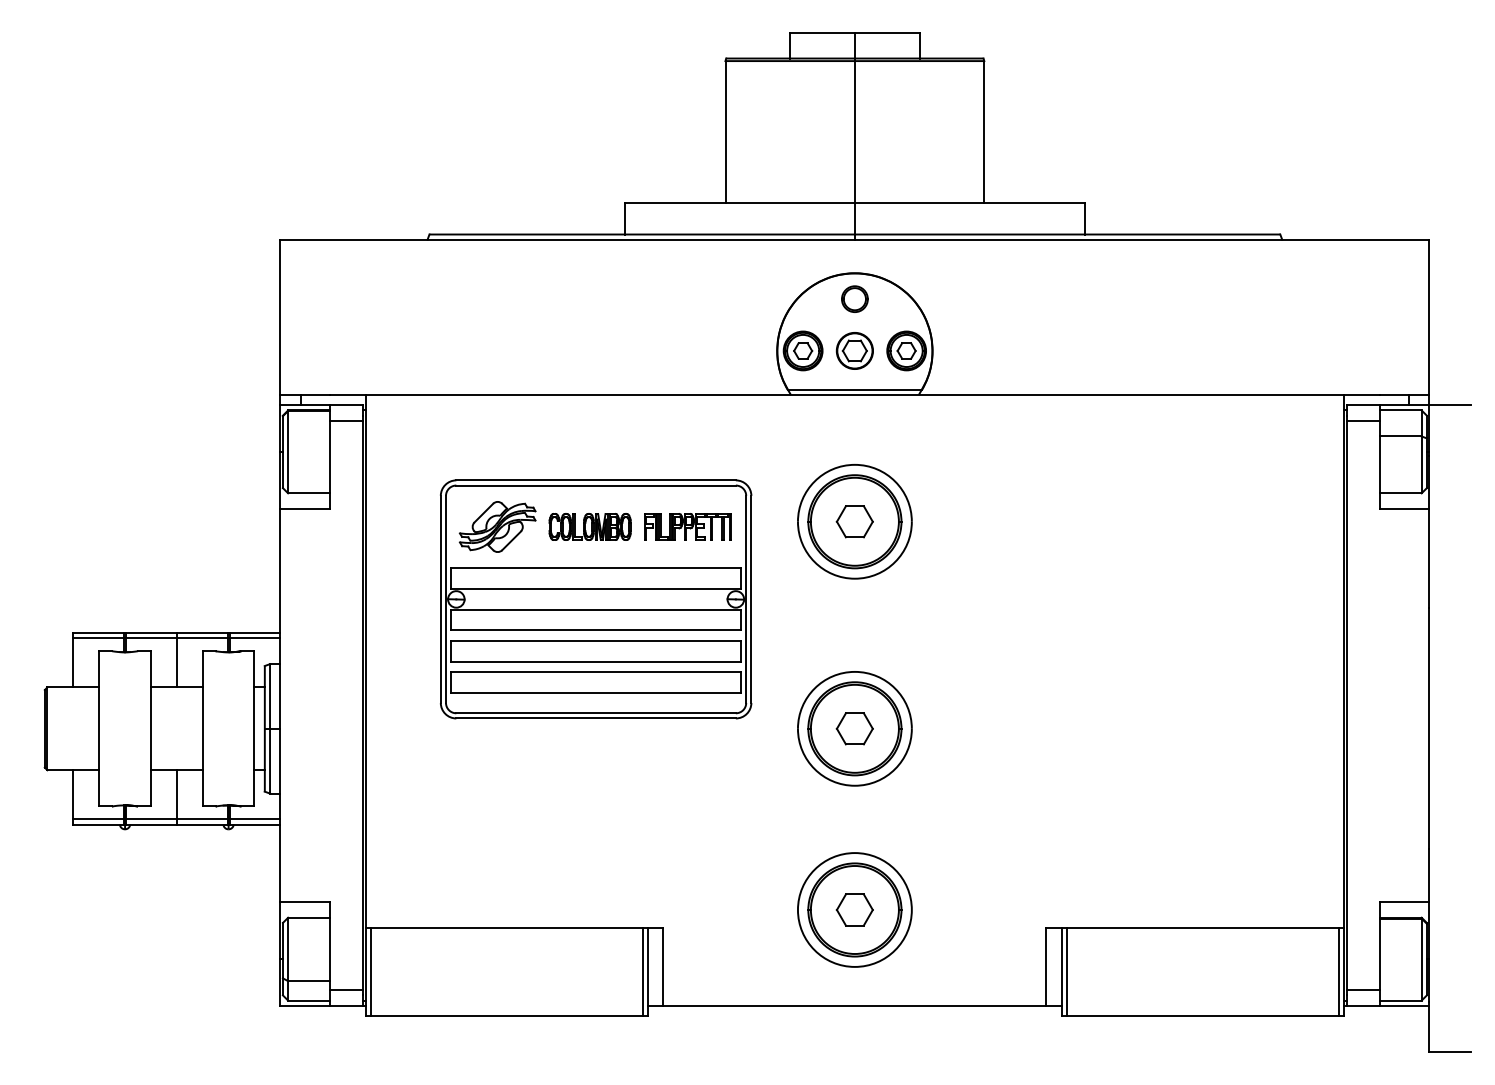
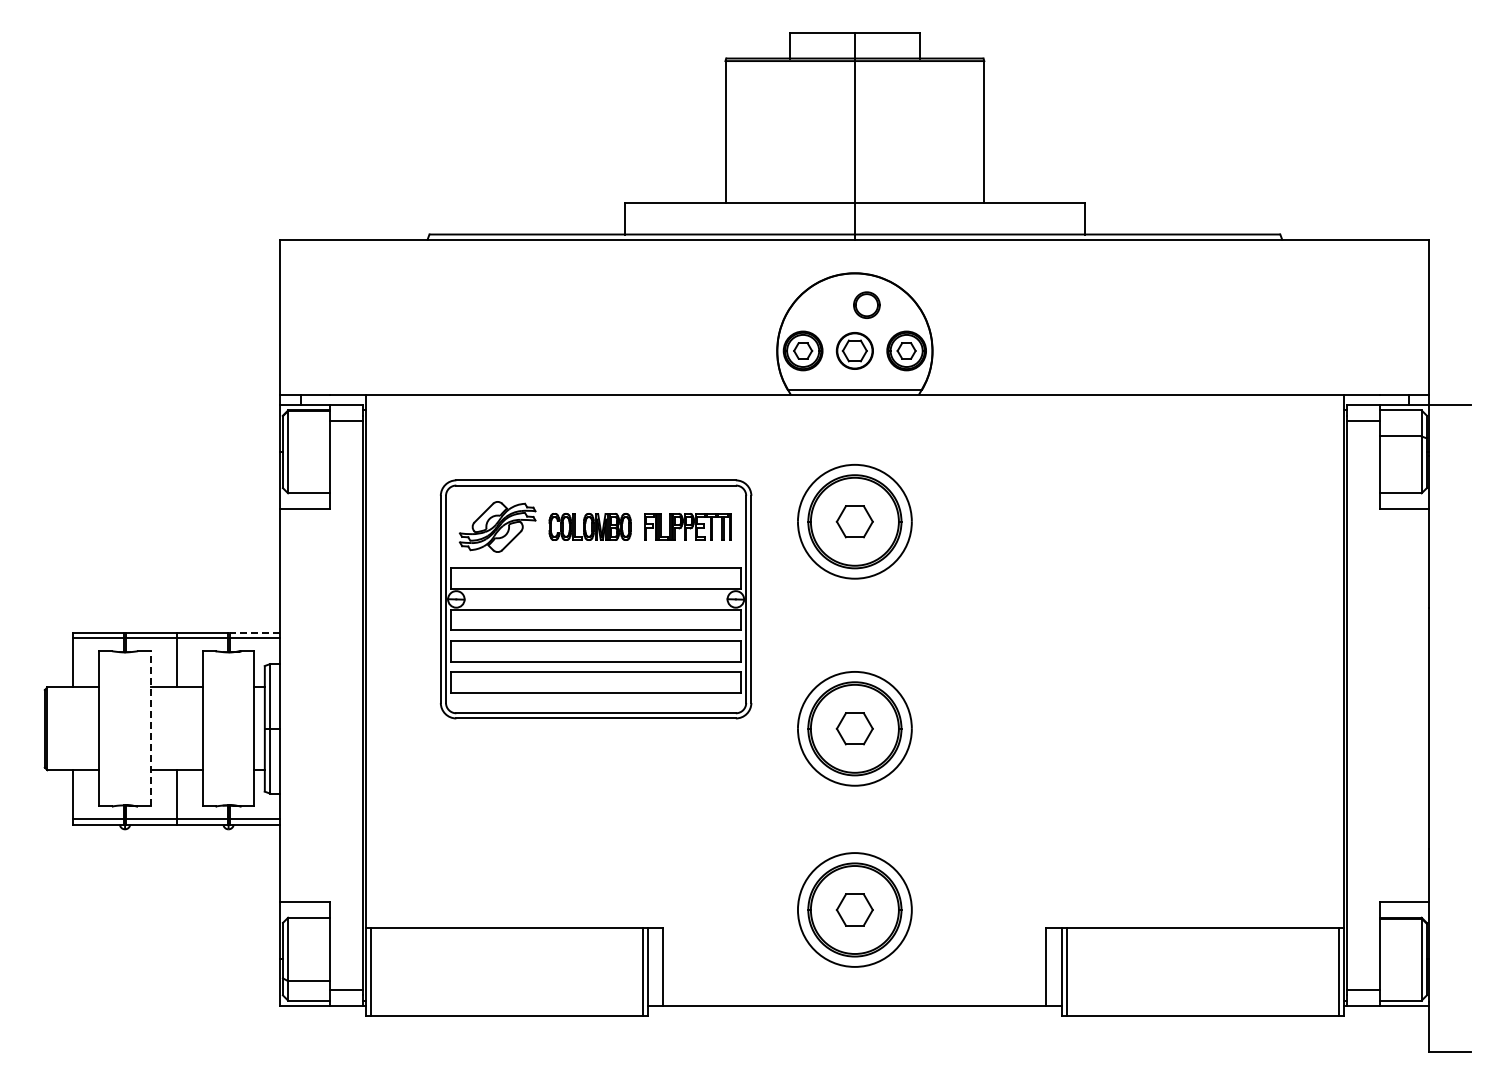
part position: (854, 298) -> (866, 304) (866, 304)
line: solid -> dashed (254, 633)
line: solid -> dashed (150, 728)
